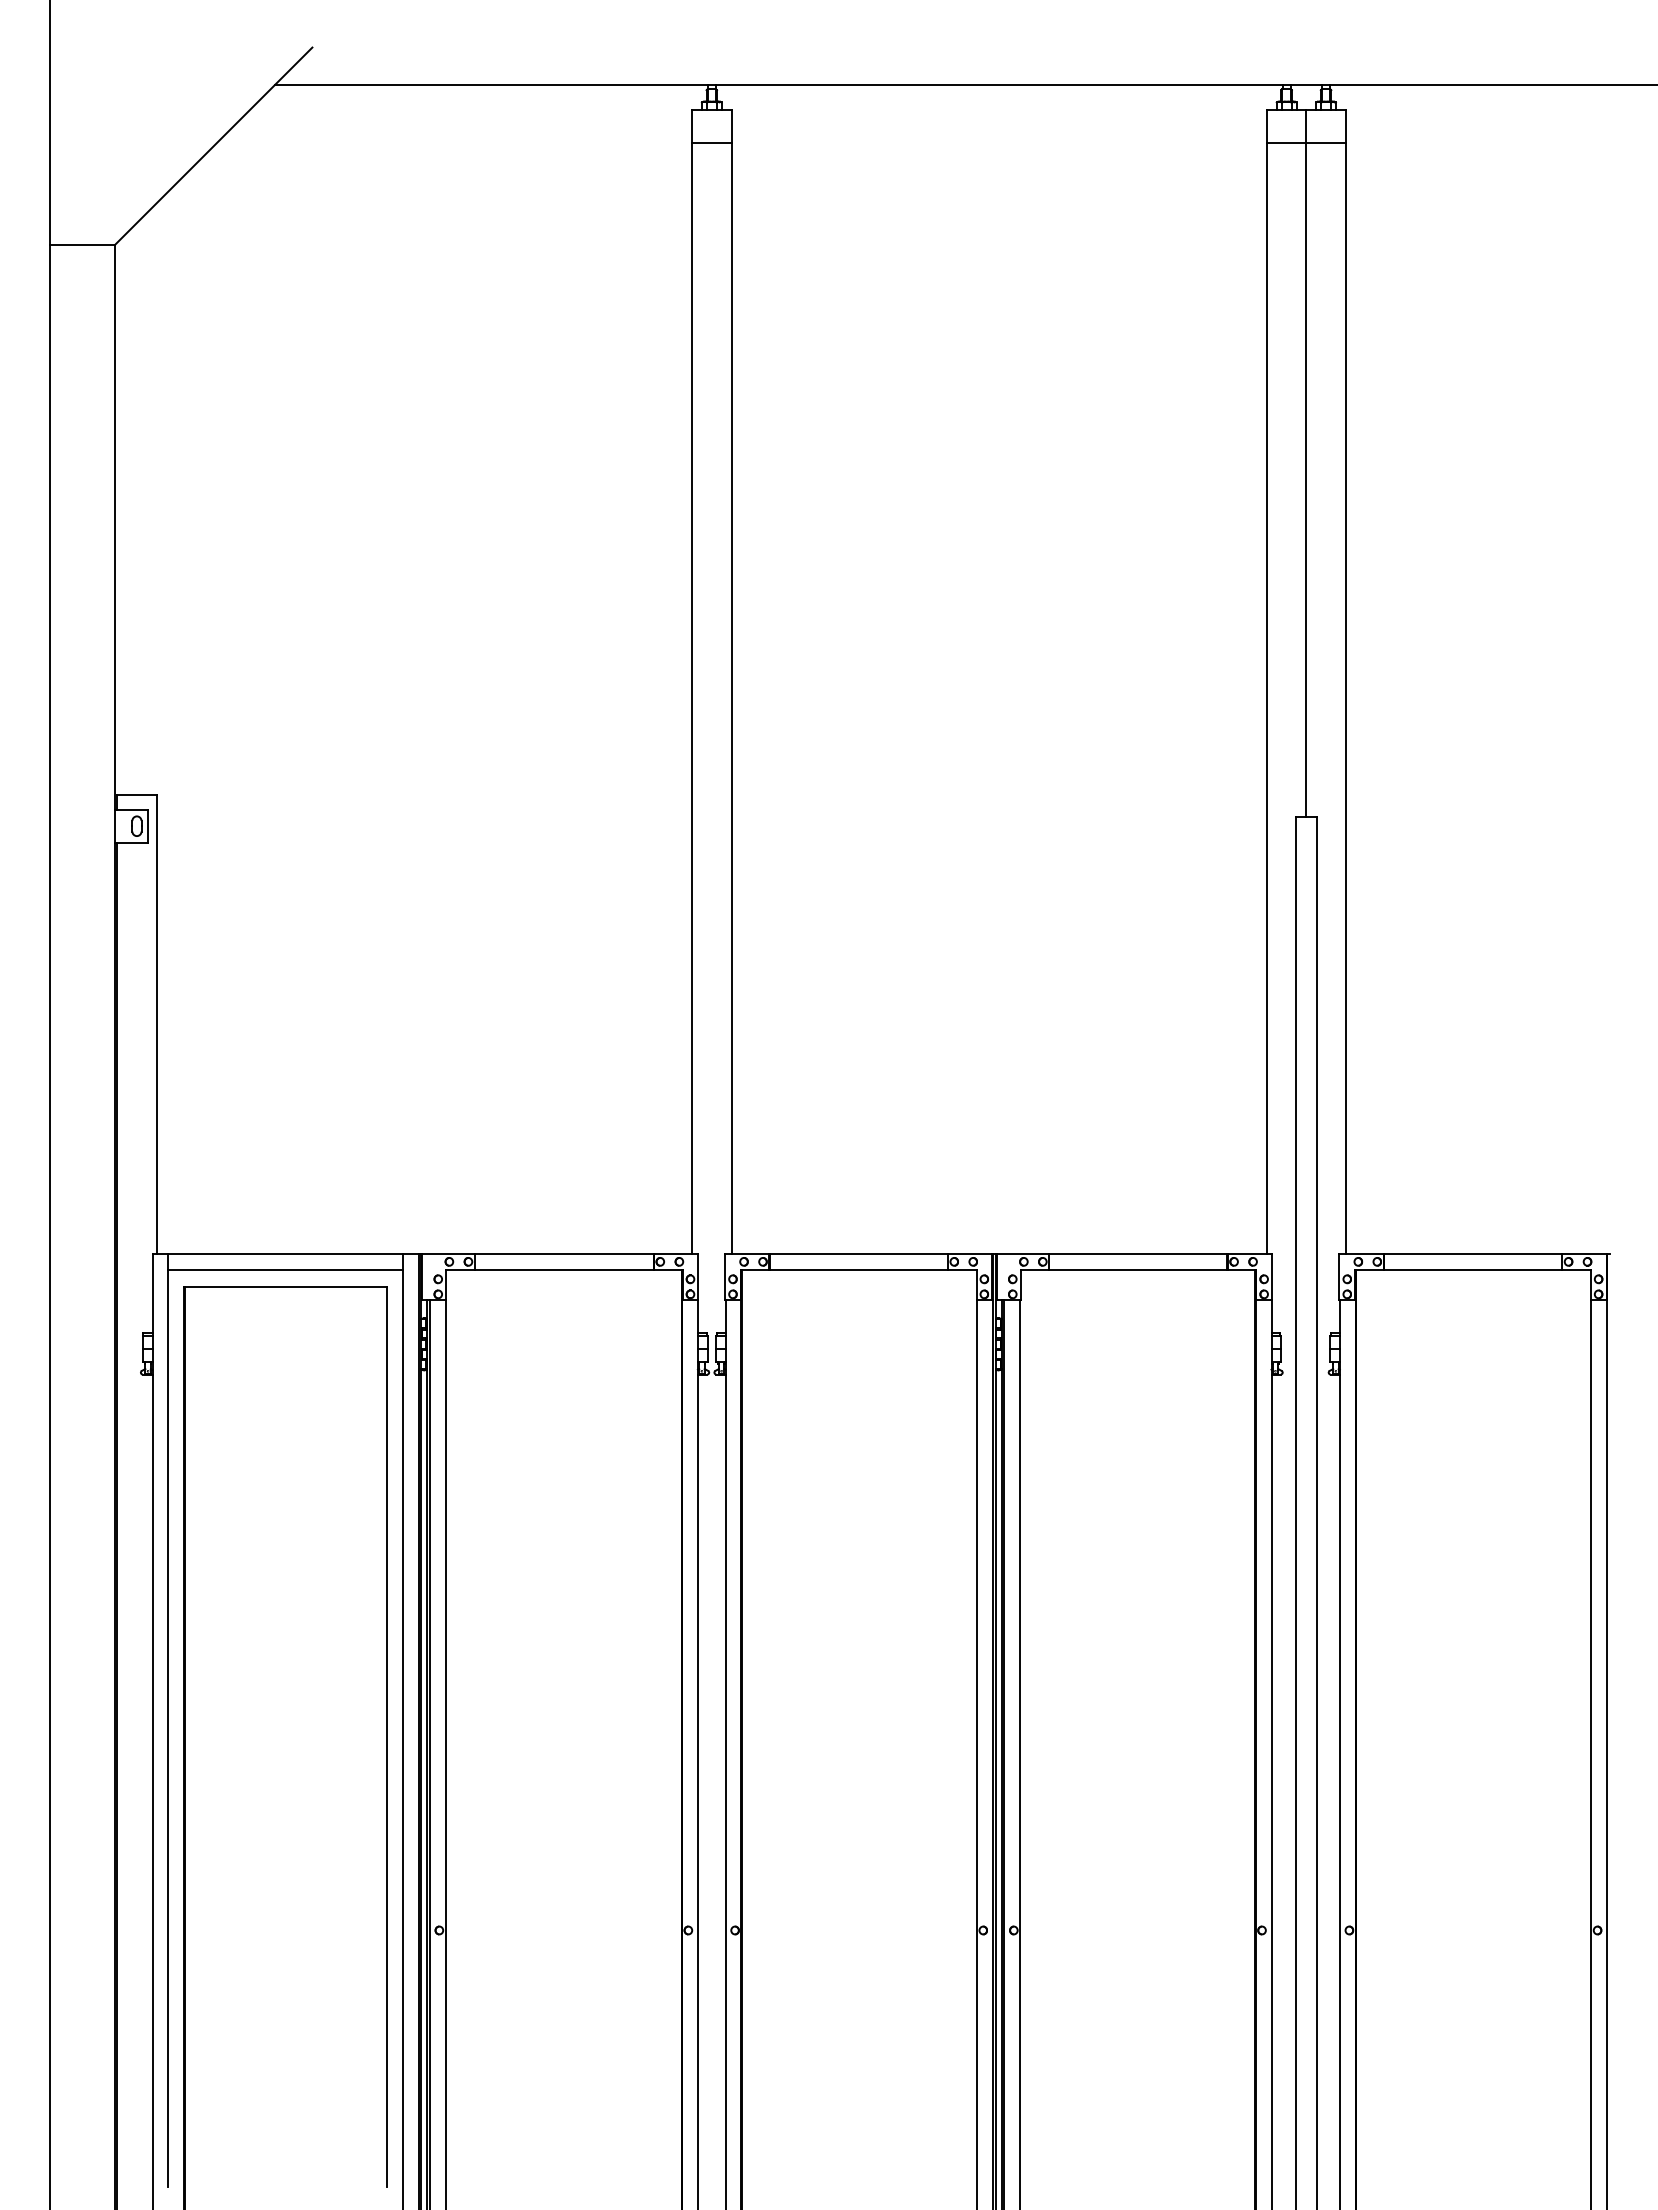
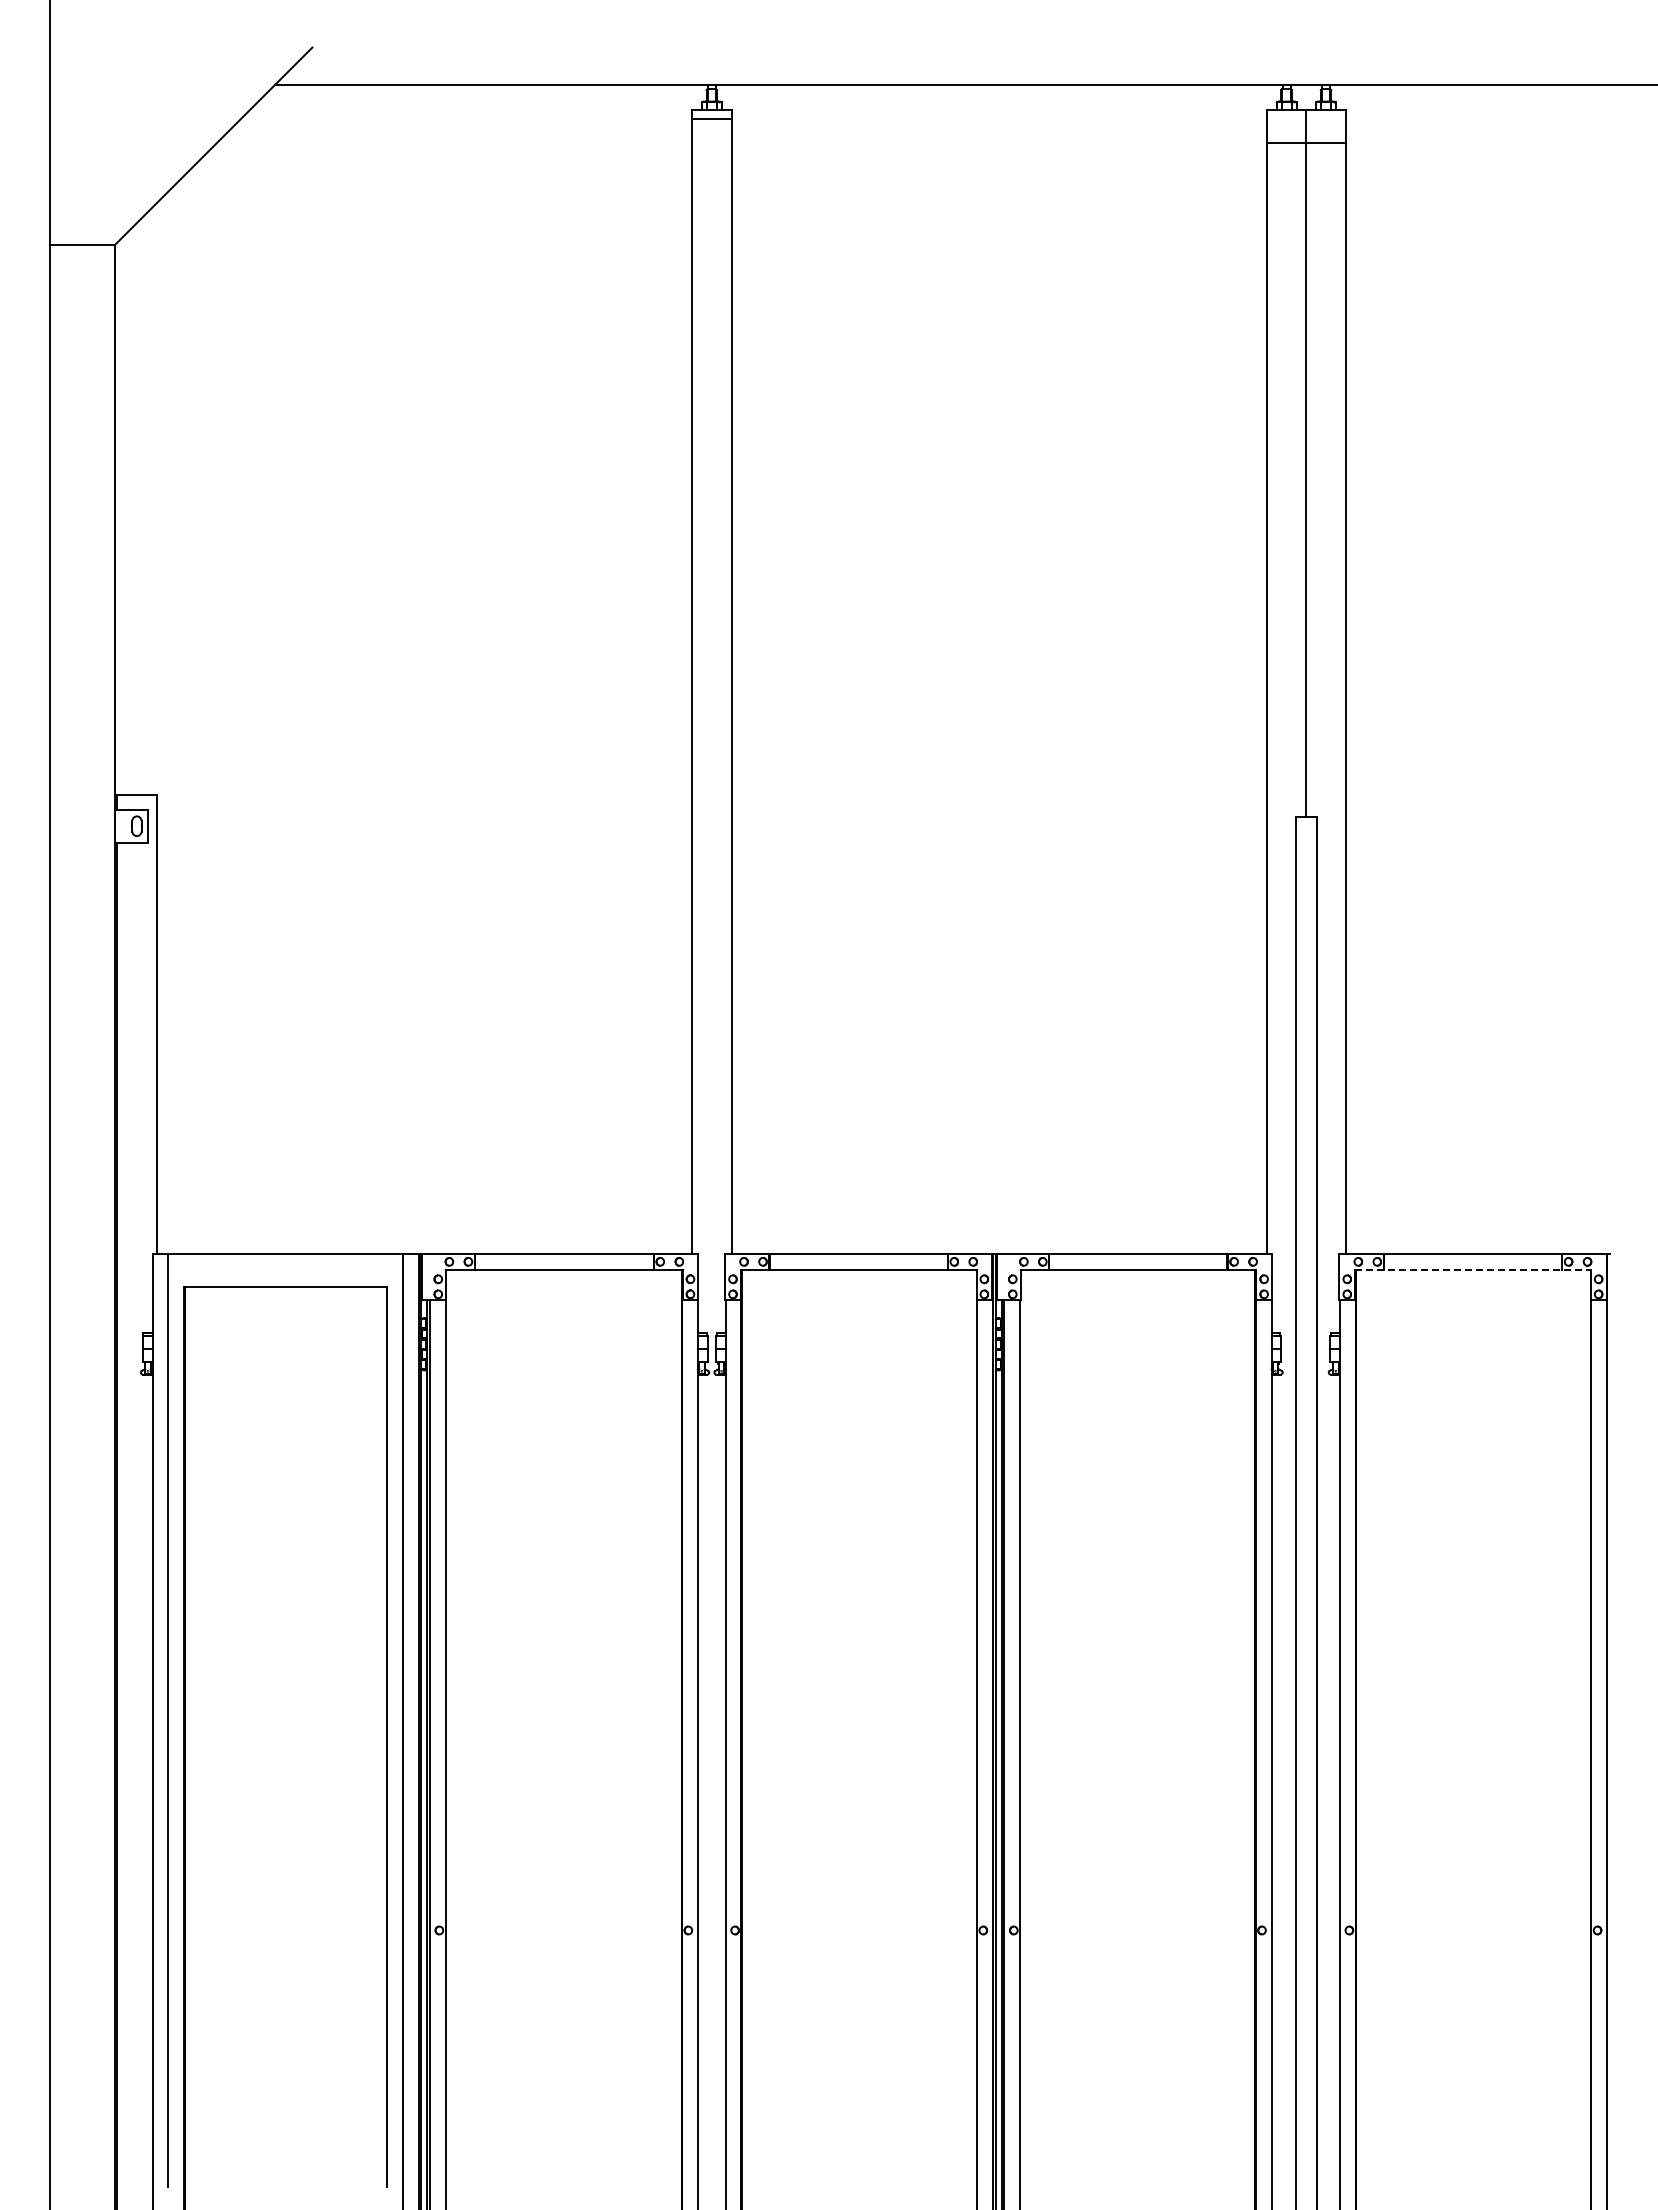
line position: (711, 143) -> (711, 119) (711, 119)
line: present -> none (285, 1270)
line: solid -> dashed (1473, 1270)
